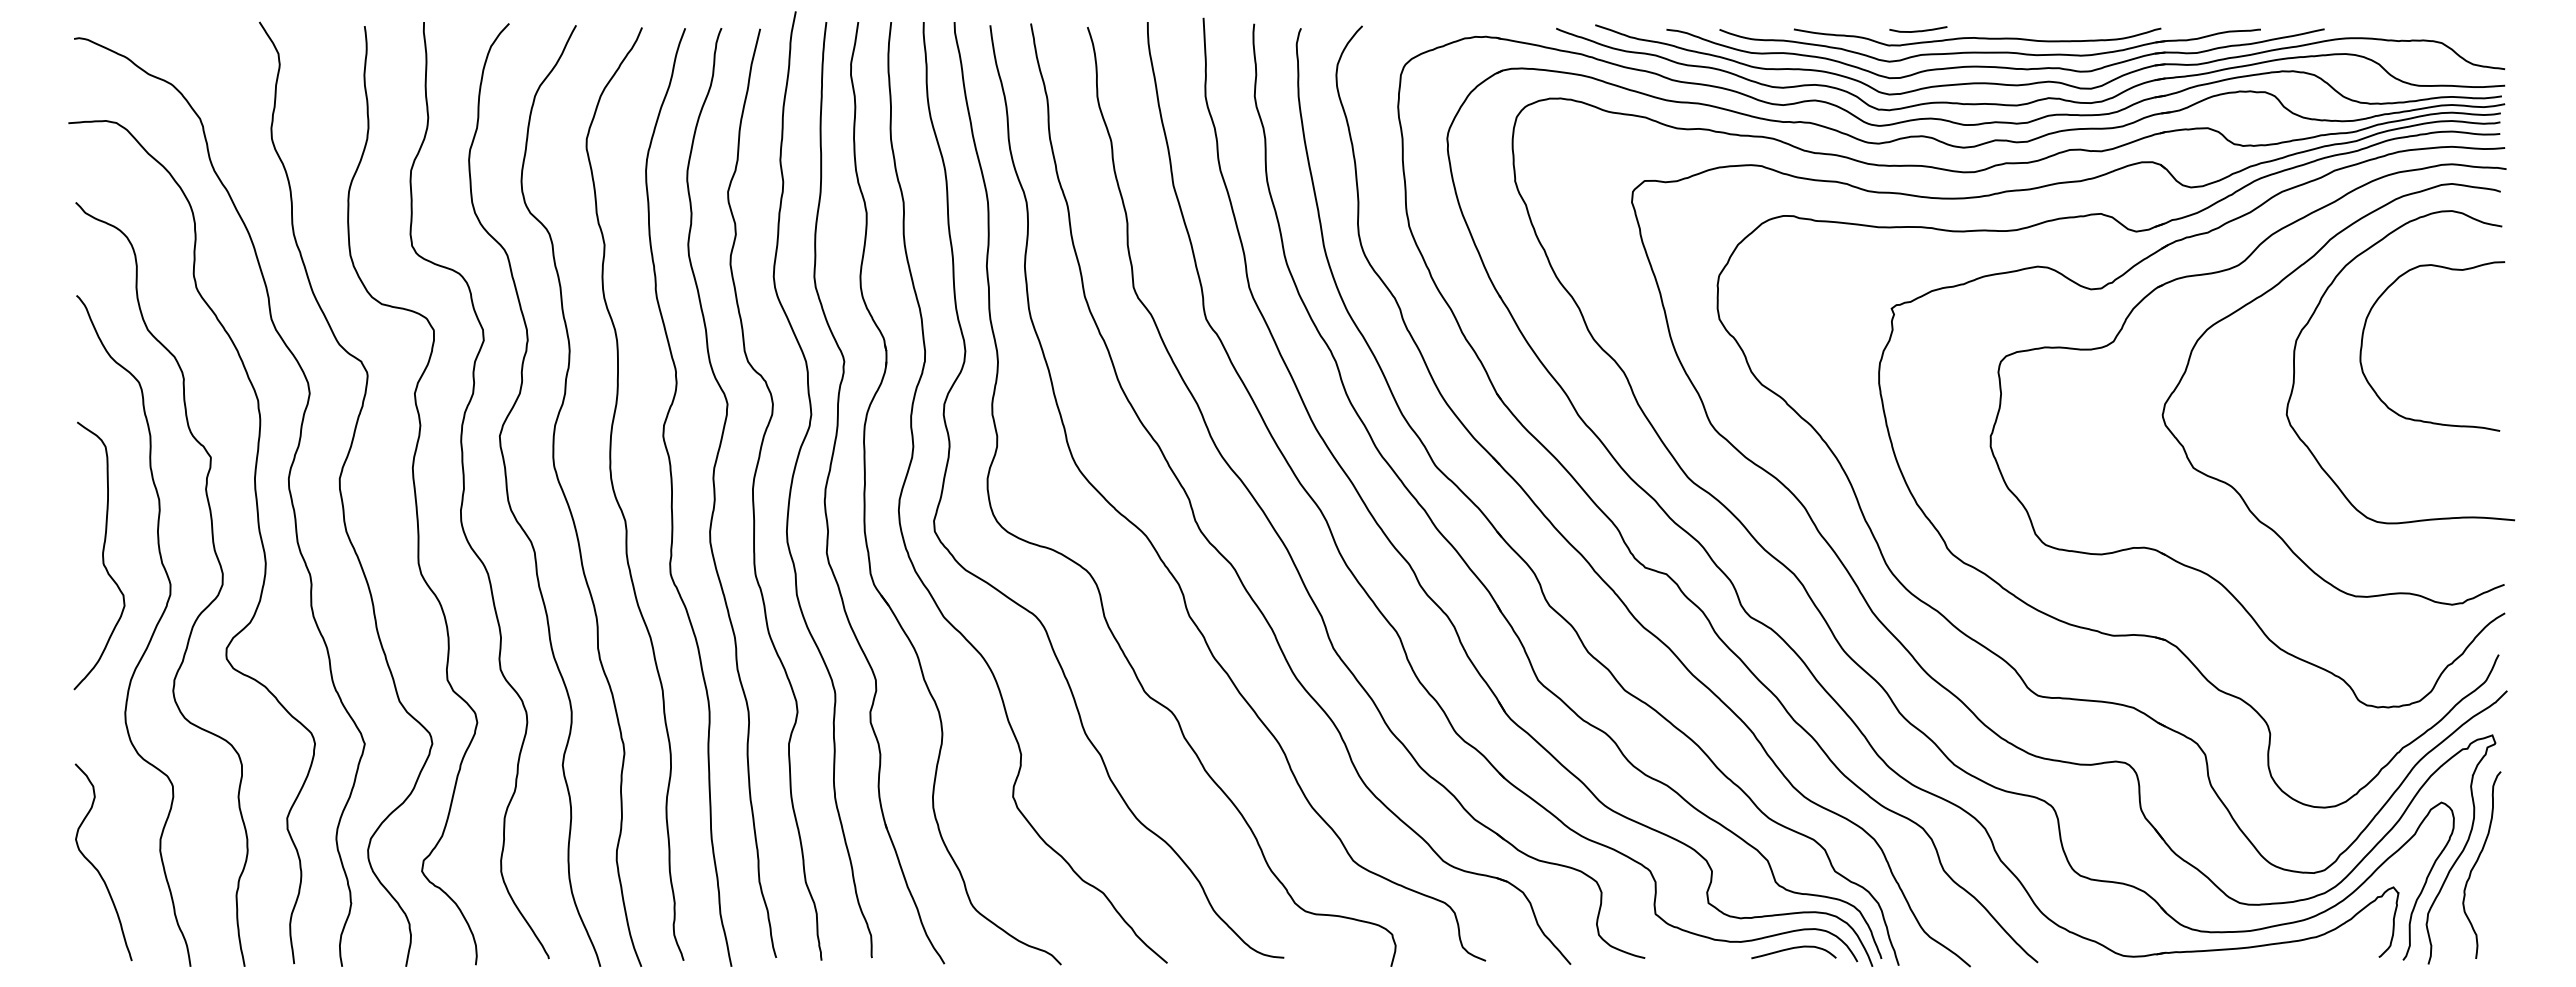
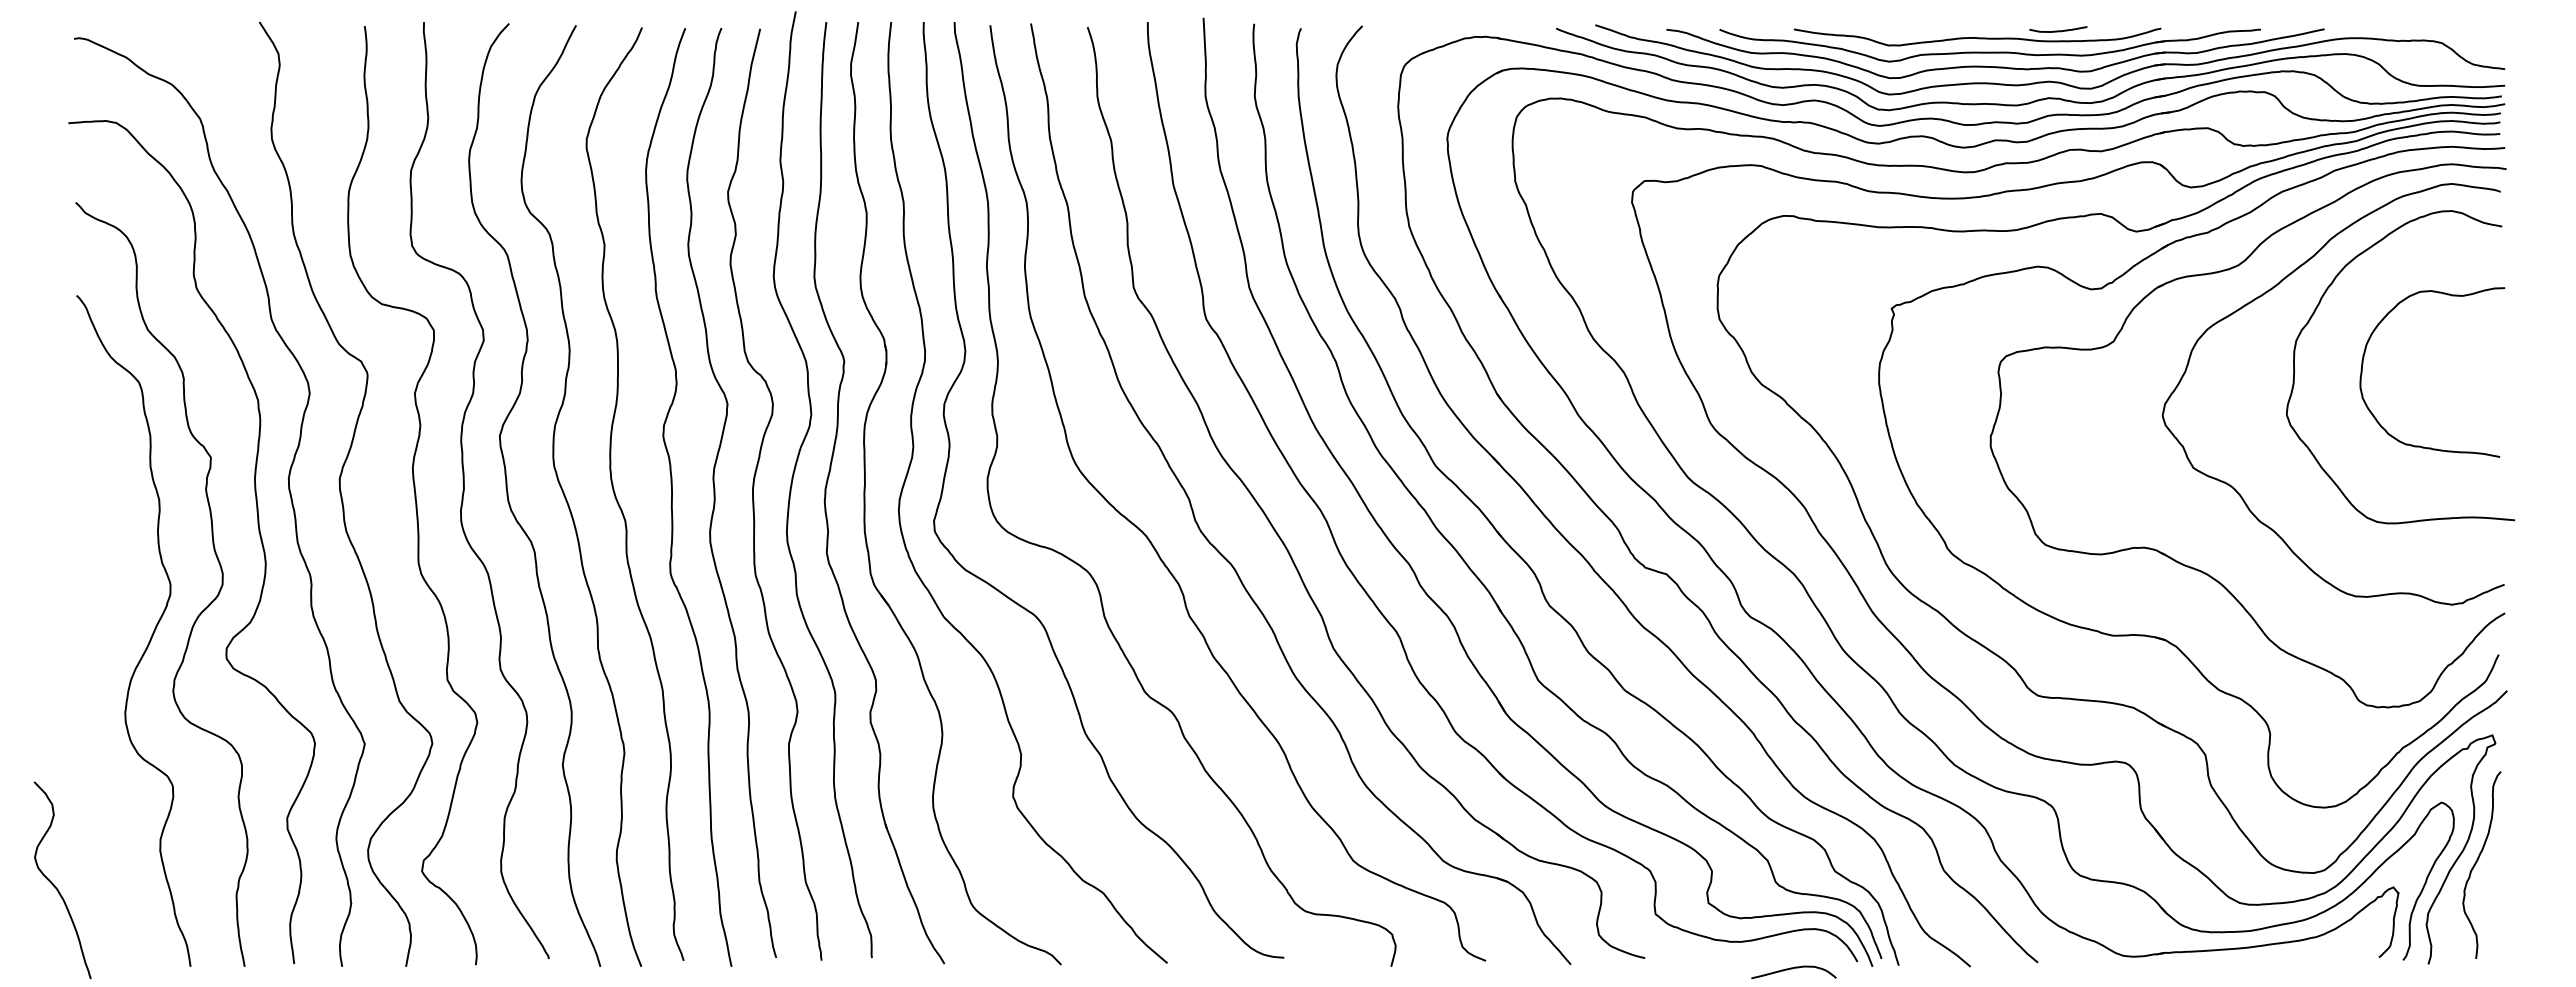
curve position: (1918, 30) -> (2058, 30) (2058, 30)
curve position: (2363, 338) -> (2363, 364) (2363, 364)
curve: present -> none (102, 555)
curve position: (97, 868) -> (56, 886) (56, 886)
curve position: (1792, 949) -> (1792, 969) (1792, 969)
